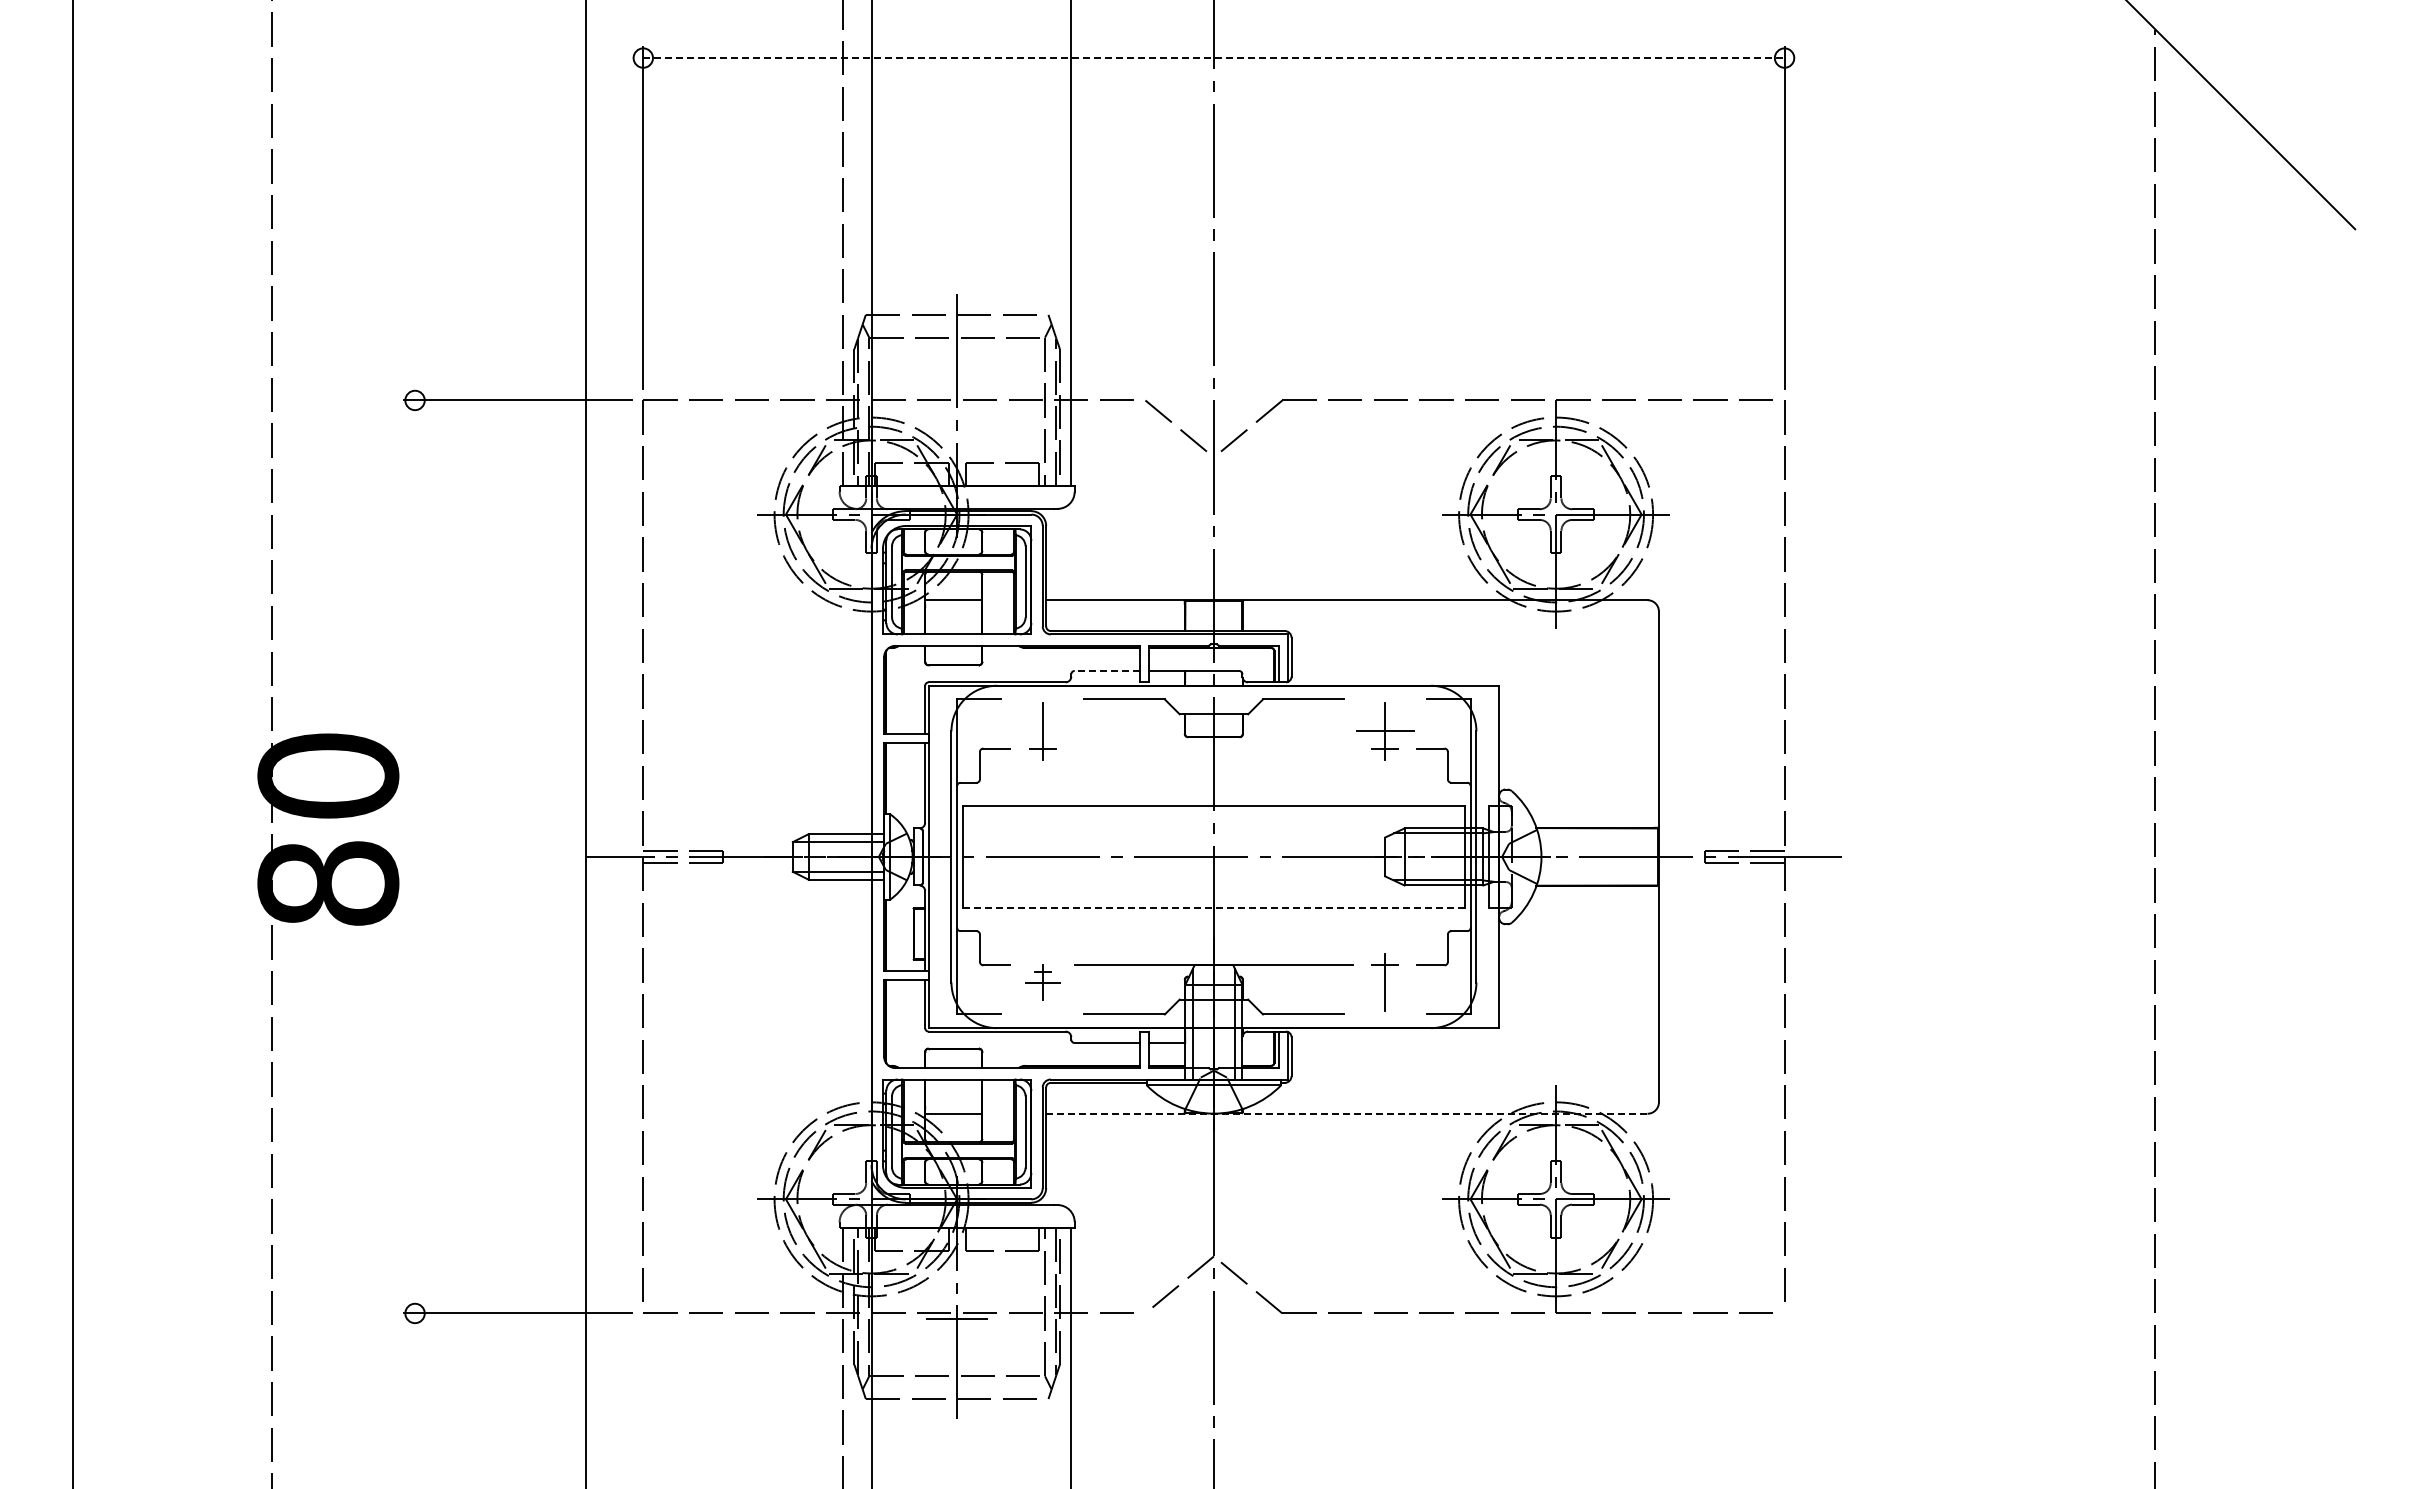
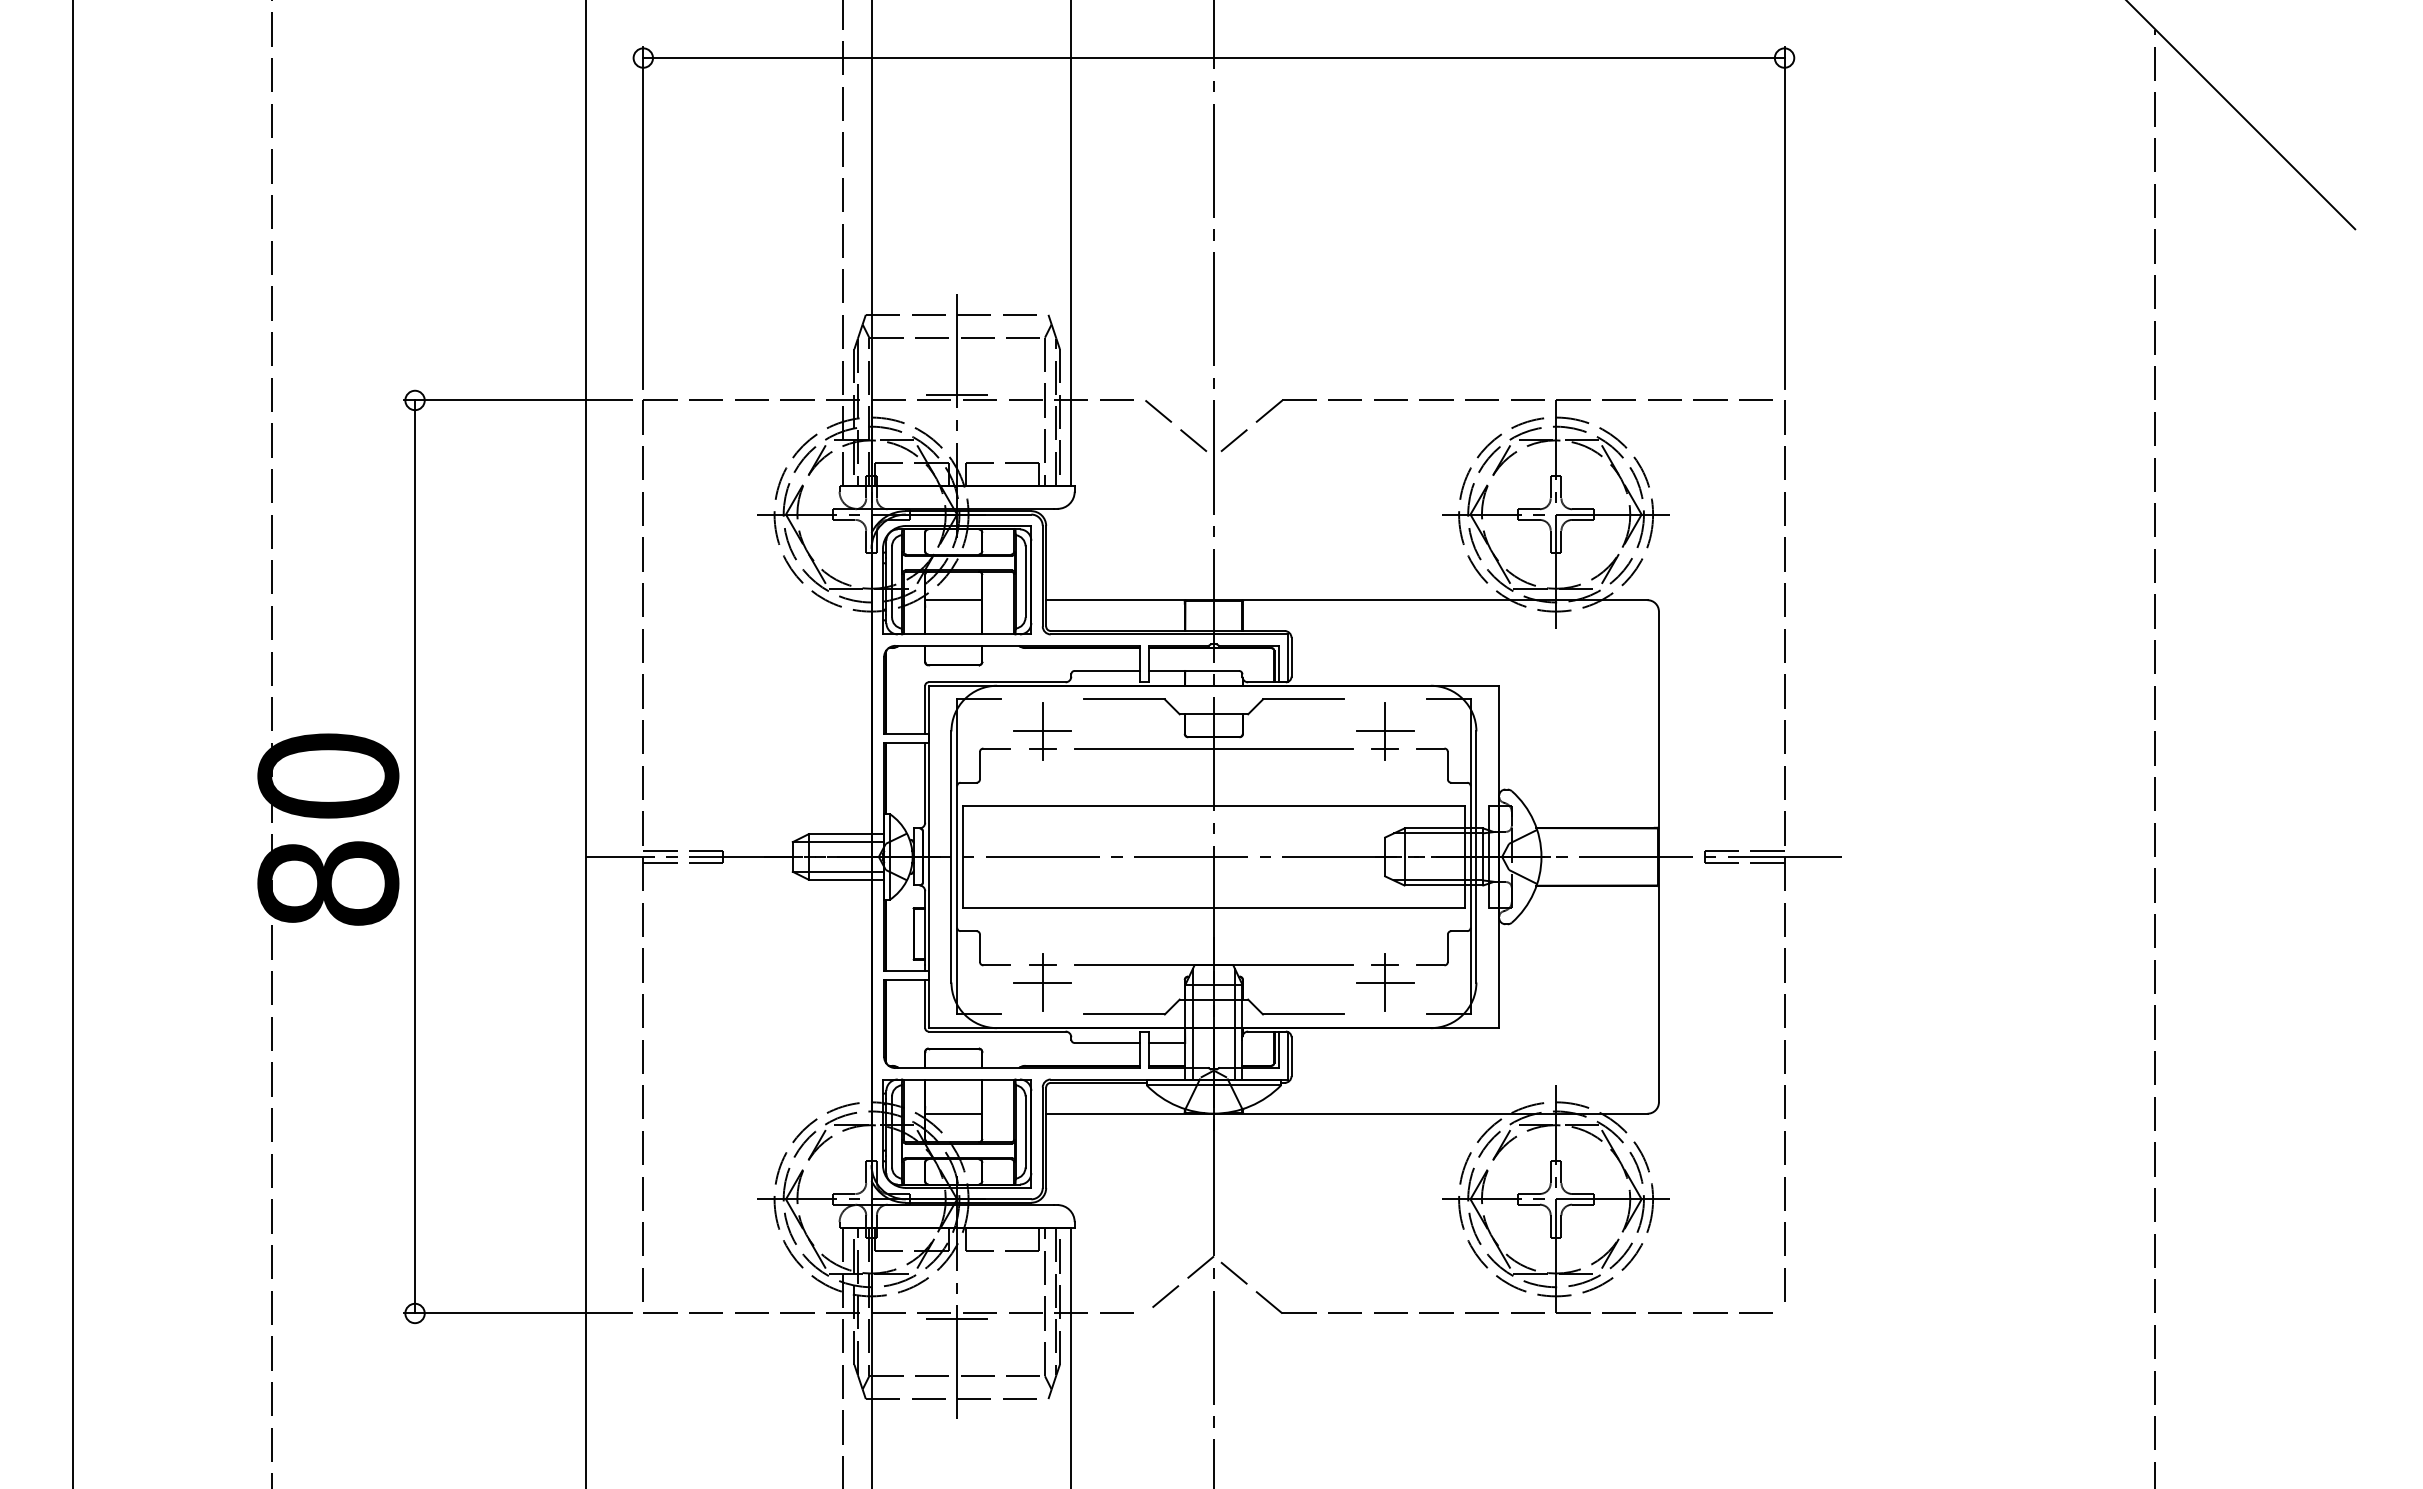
line: dashed -> solid (1213, 58)
line: none -> present (956, 394)
line: dashed -> solid (1107, 670)
line: none -> present (1042, 731)
line: none -> present (1213, 748)
line: none -> present (415, 856)
line: dashed -> solid (1214, 908)
part size: 36x37 px -> 59x59 px (1042, 982)
line: none -> present (1384, 982)
line: dashed -> solid (1346, 1113)
